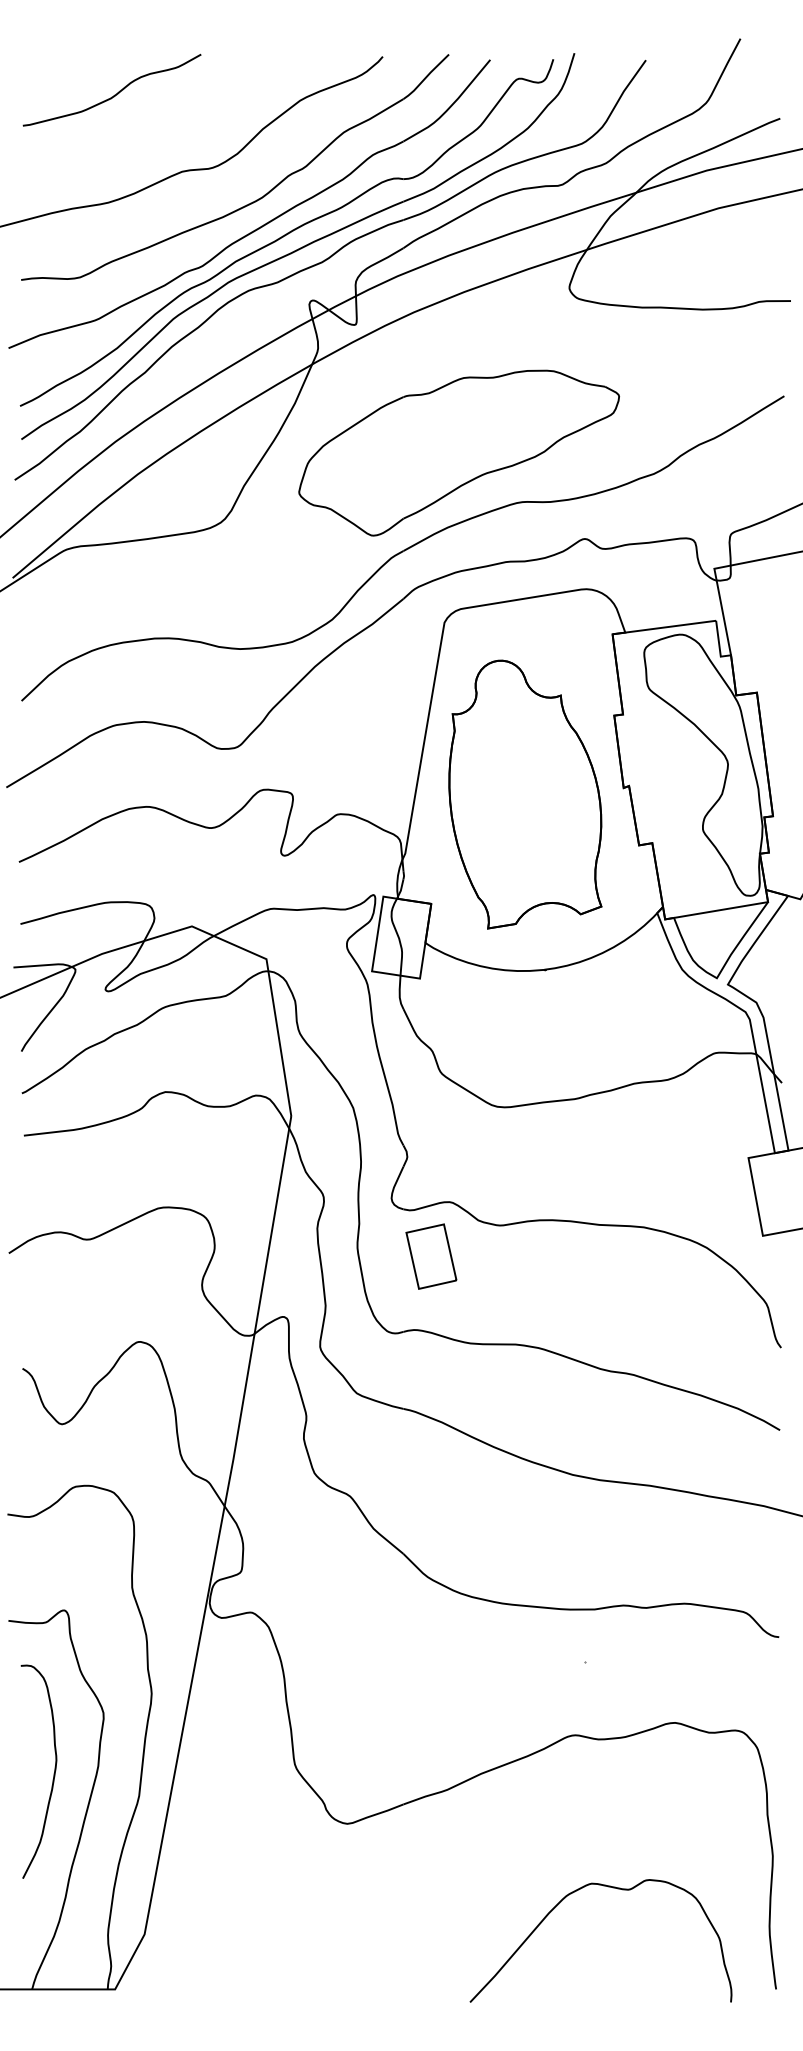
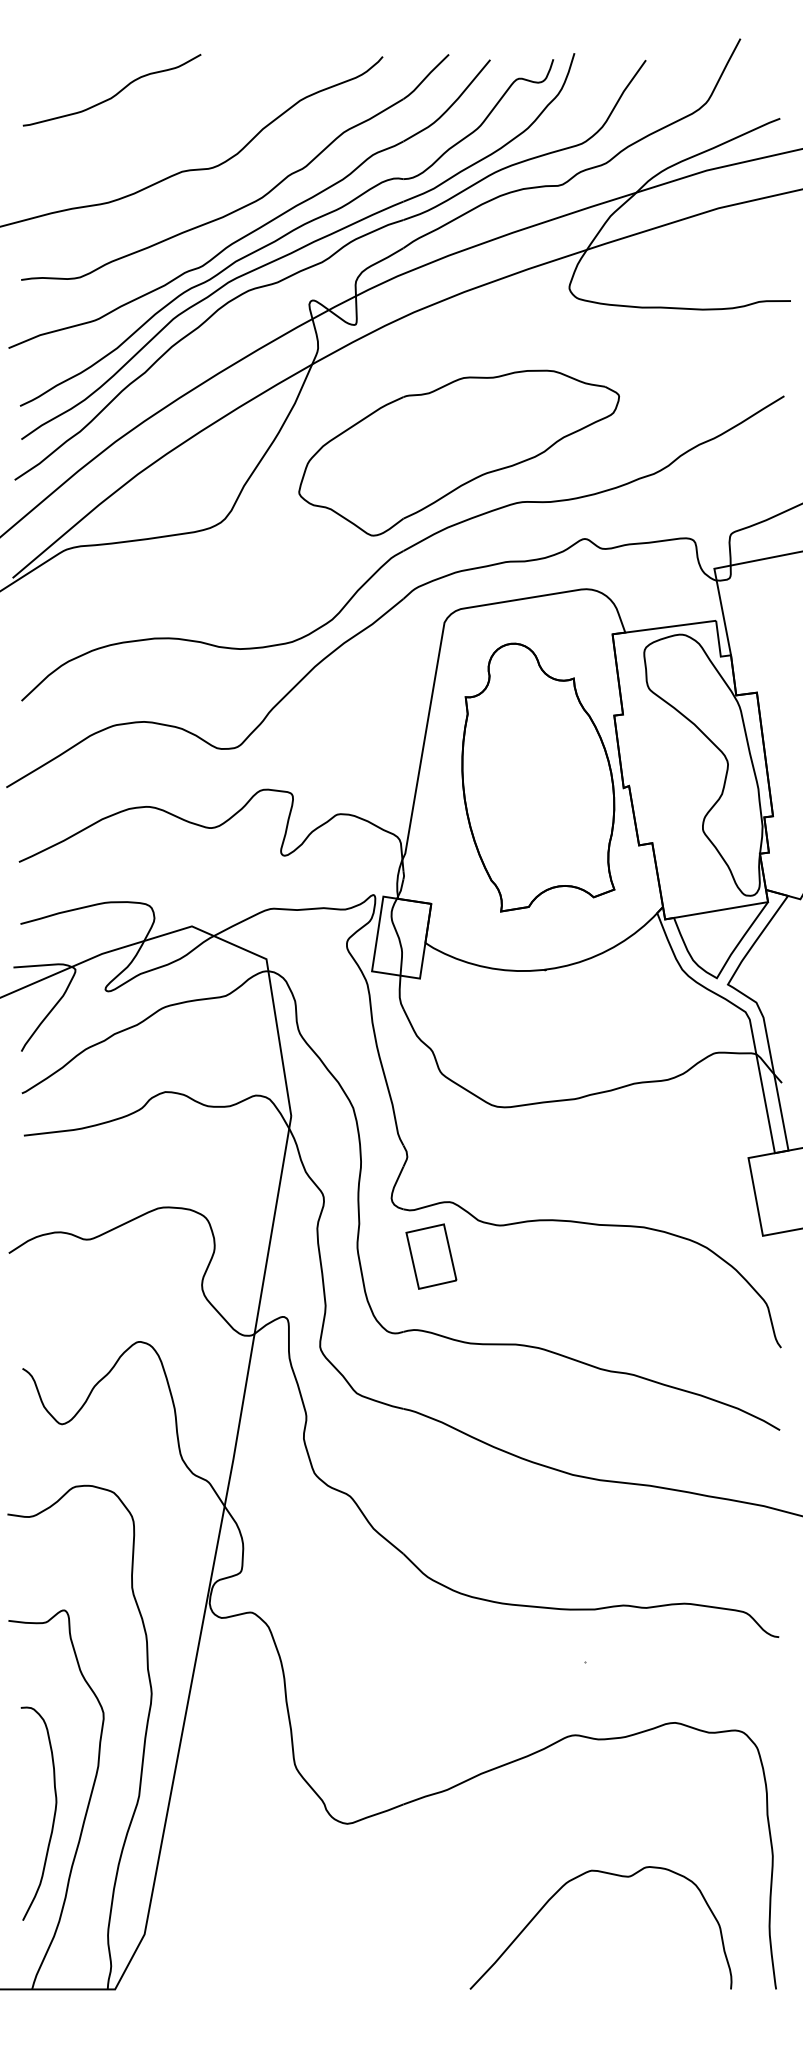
part position: (525, 794) -> (538, 777) (538, 777)
curve position: (53, 1773) -> (53, 1815) (53, 1815)
curve position: (608, 1887) -> (608, 1874) (608, 1874)
